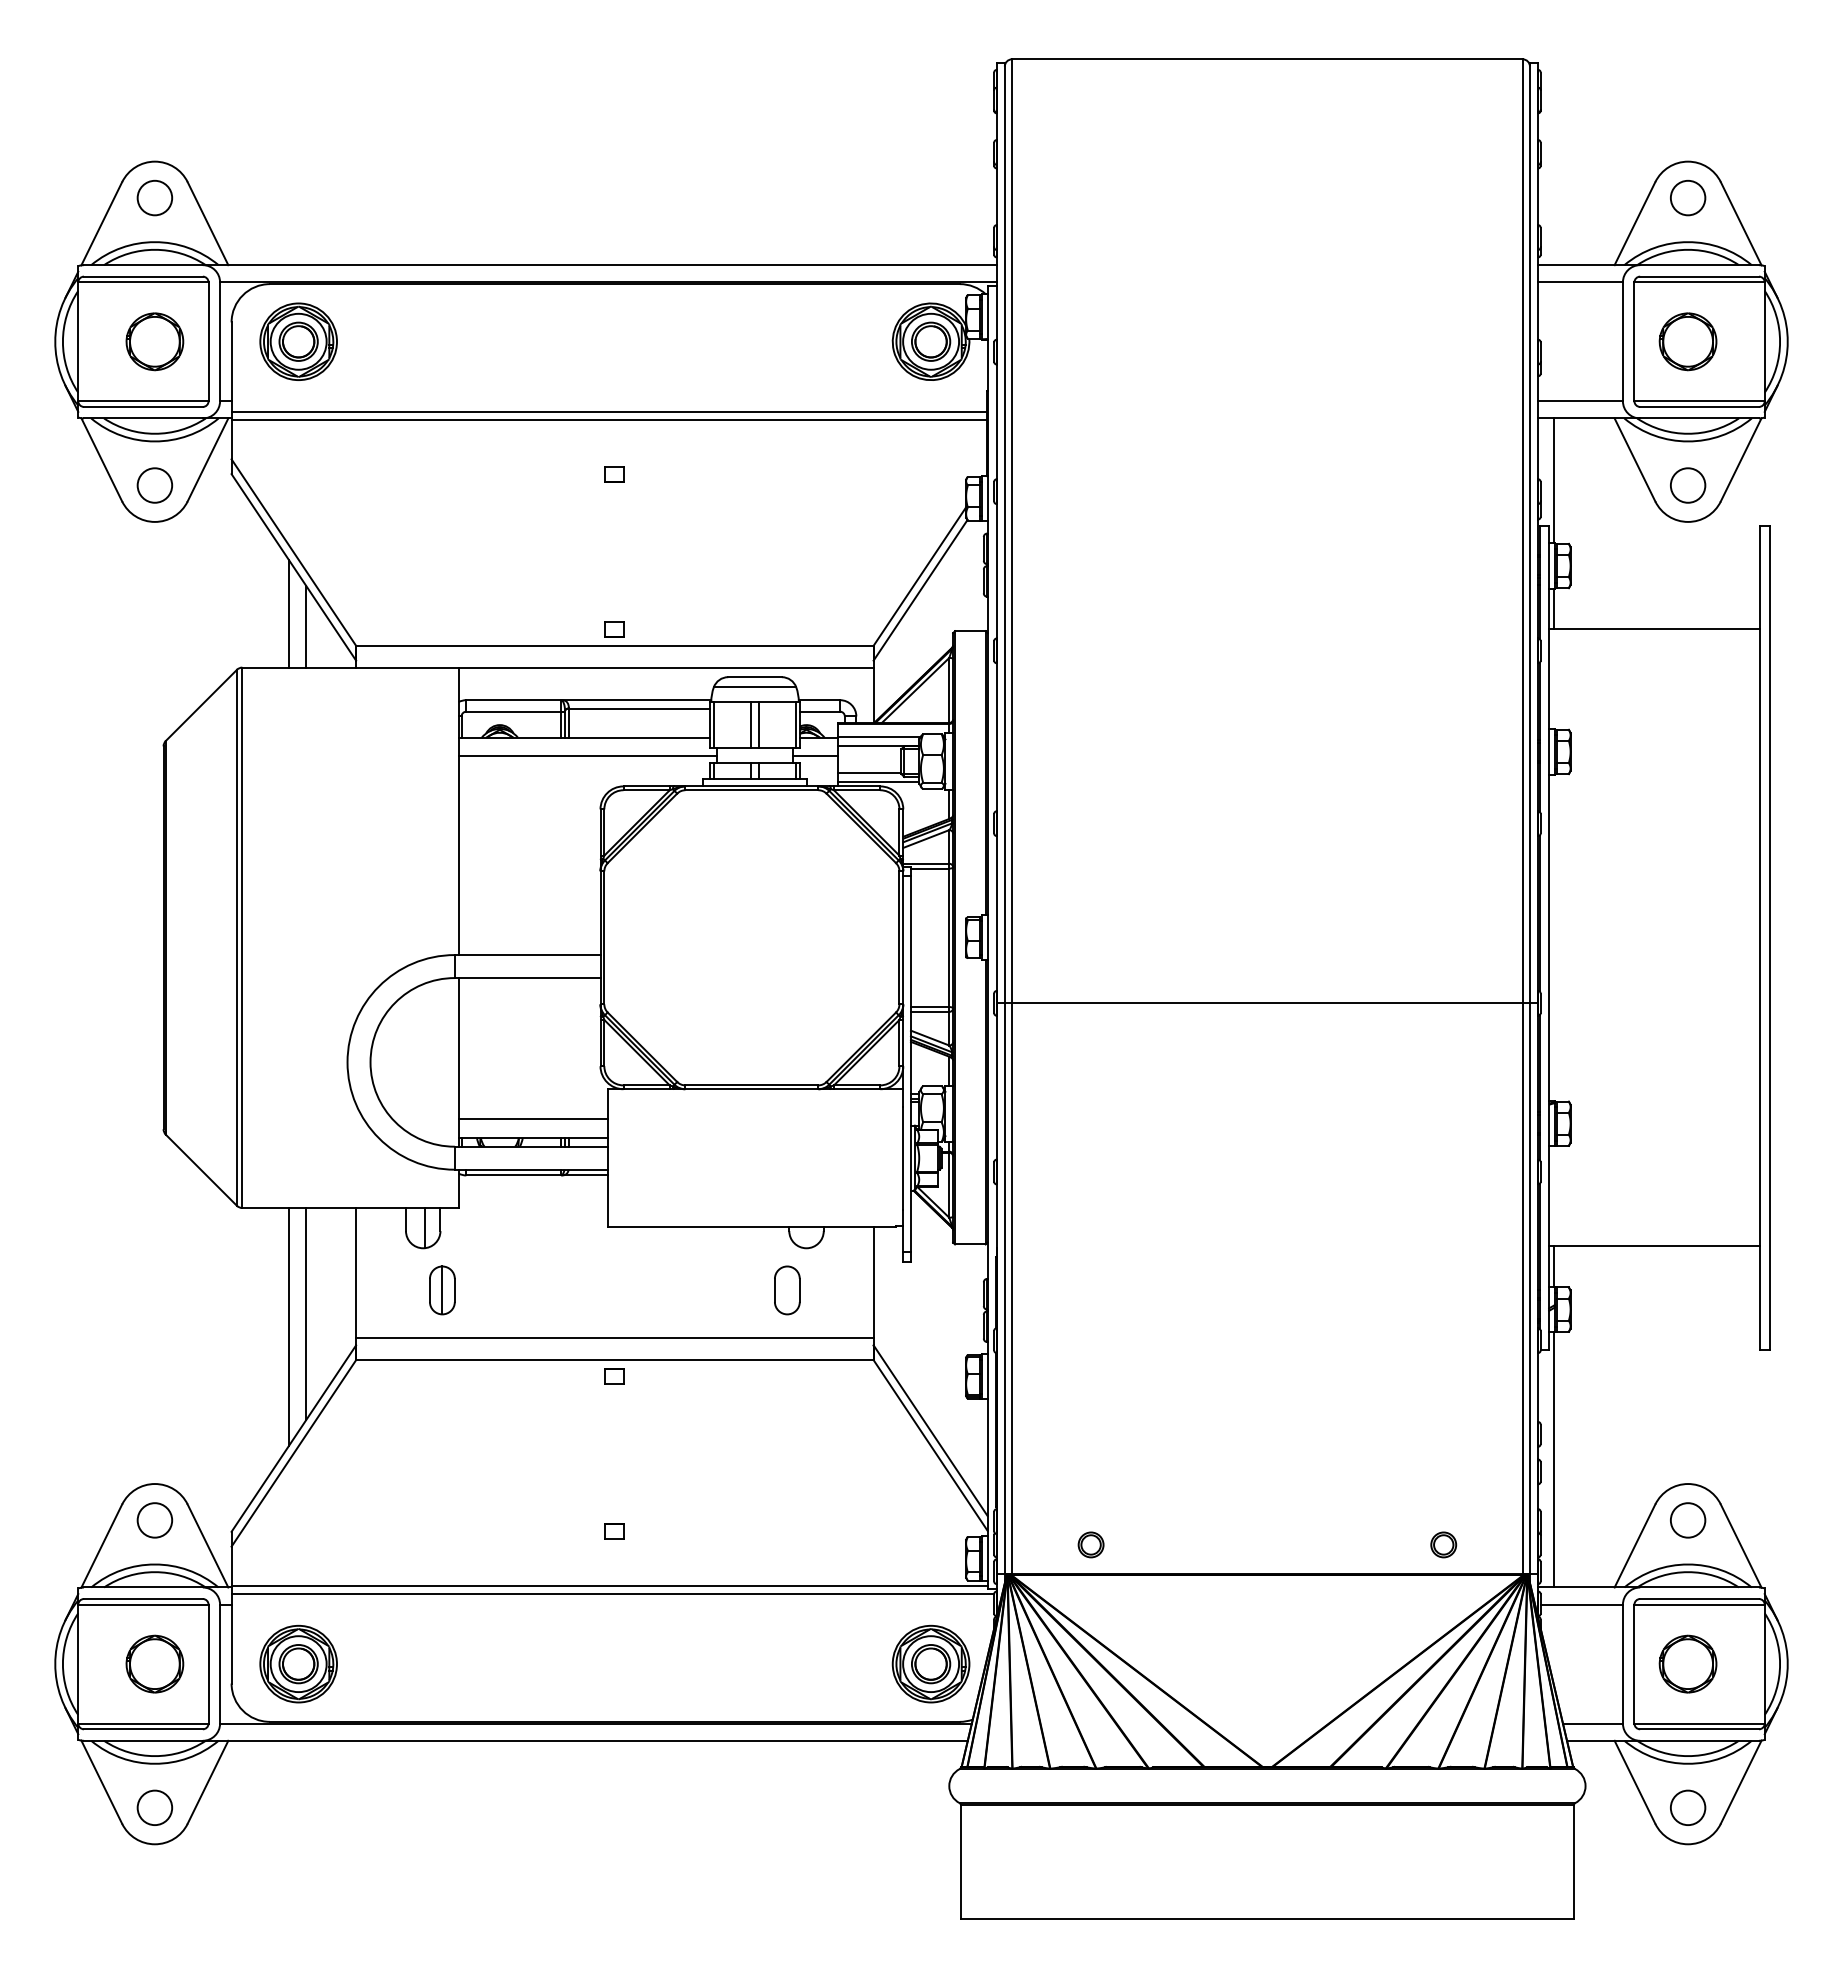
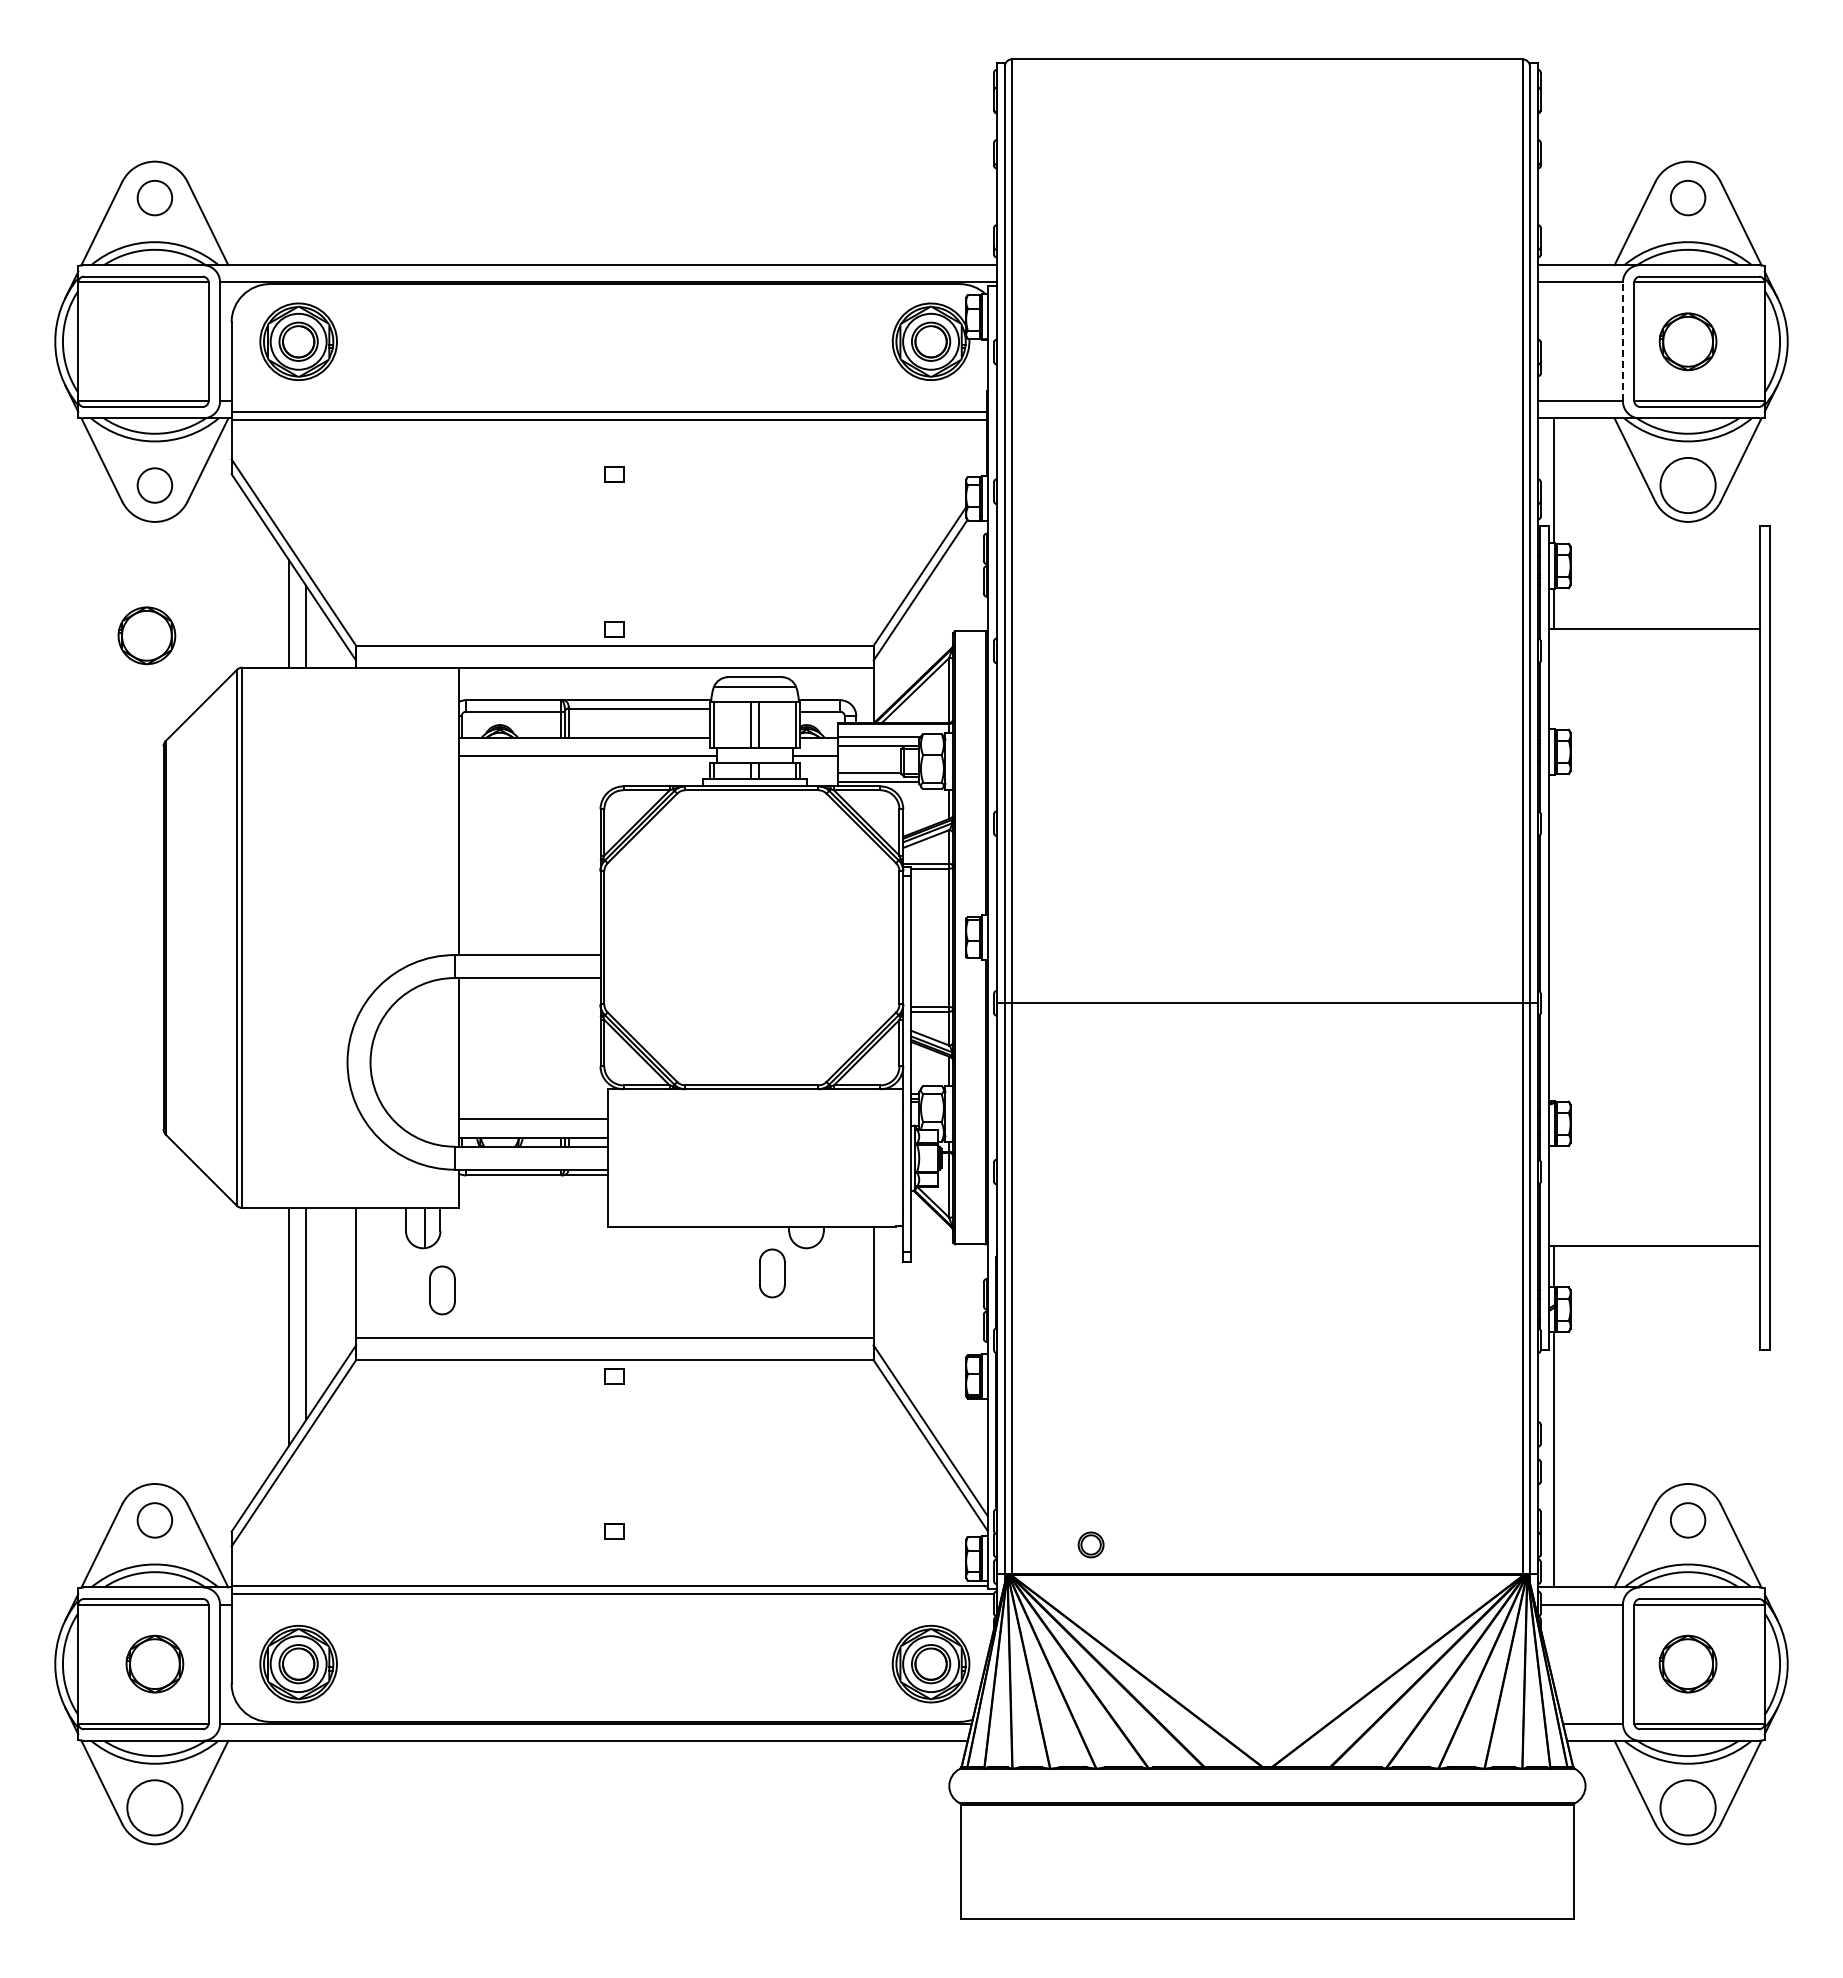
part position: (154, 341) -> (146, 635) (146, 635)
line: solid -> dashed (1622, 341)
circle diameter: 34 px -> 55 px (1687, 485)
line: present -> none (442, 1290)
part position: (787, 1290) -> (772, 1273) (772, 1273)
part: present -> none (1443, 1544)
circle diameter: 34 px -> 55 px (154, 1807)
circle diameter: 34 px -> 55 px (1687, 1807)
